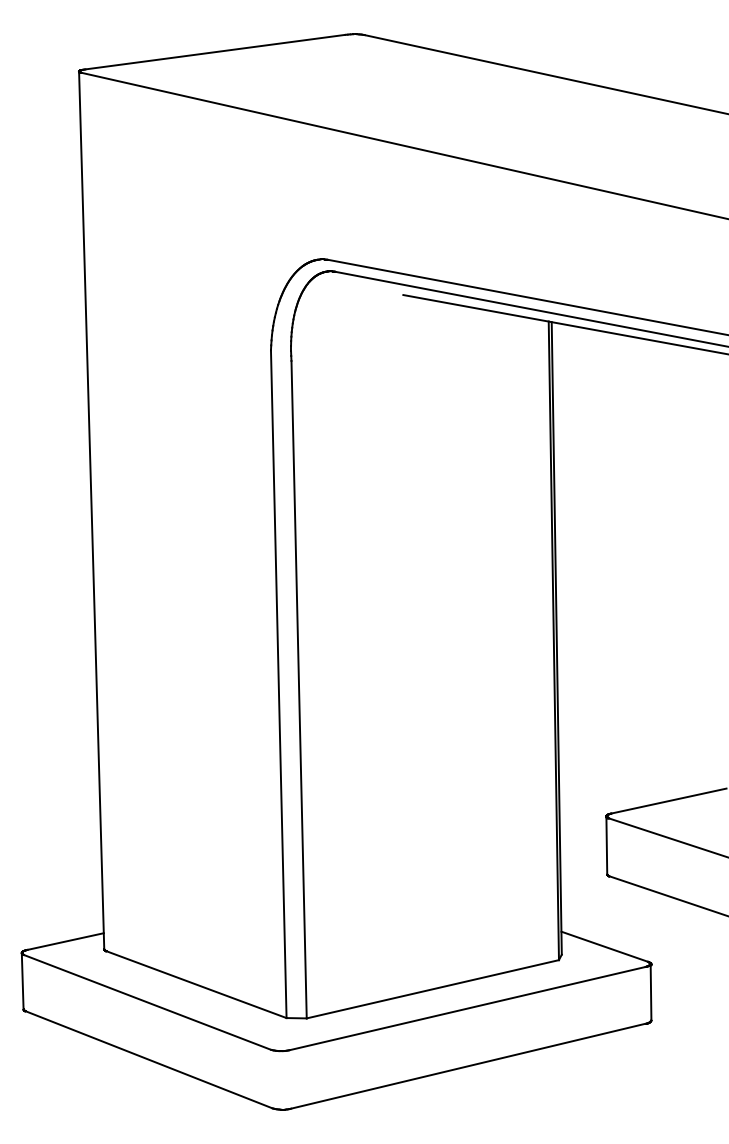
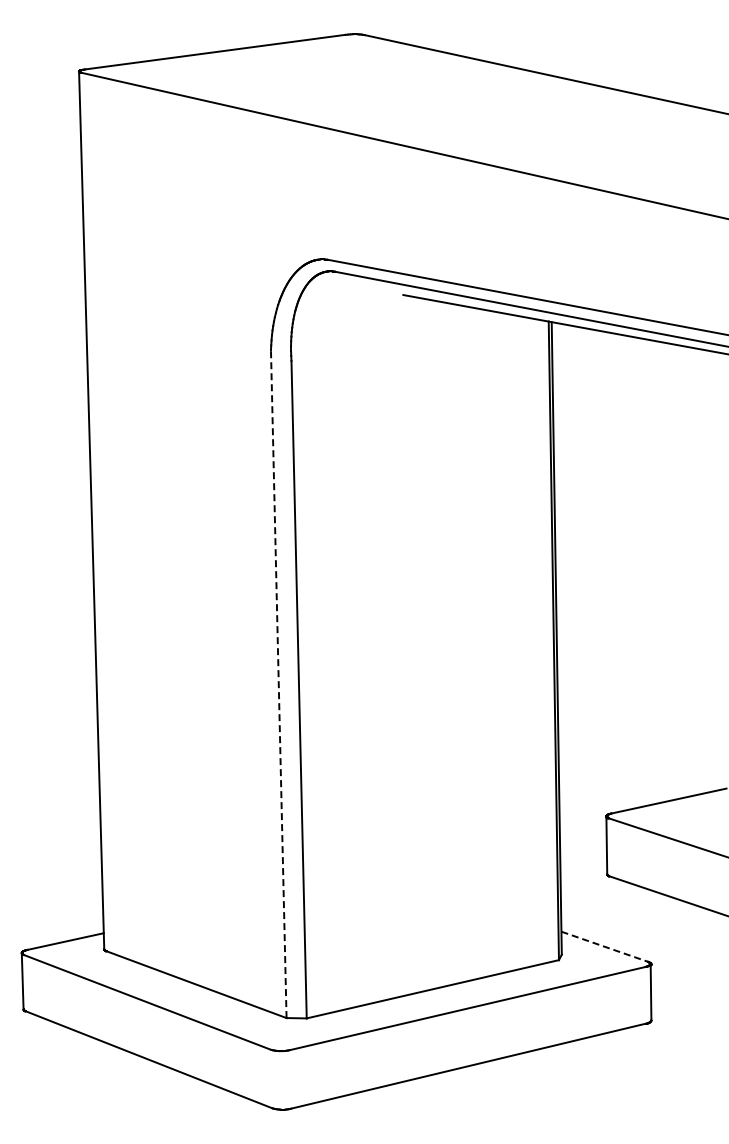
line: solid -> dashed (278, 684)
line: solid -> dashed (604, 946)
